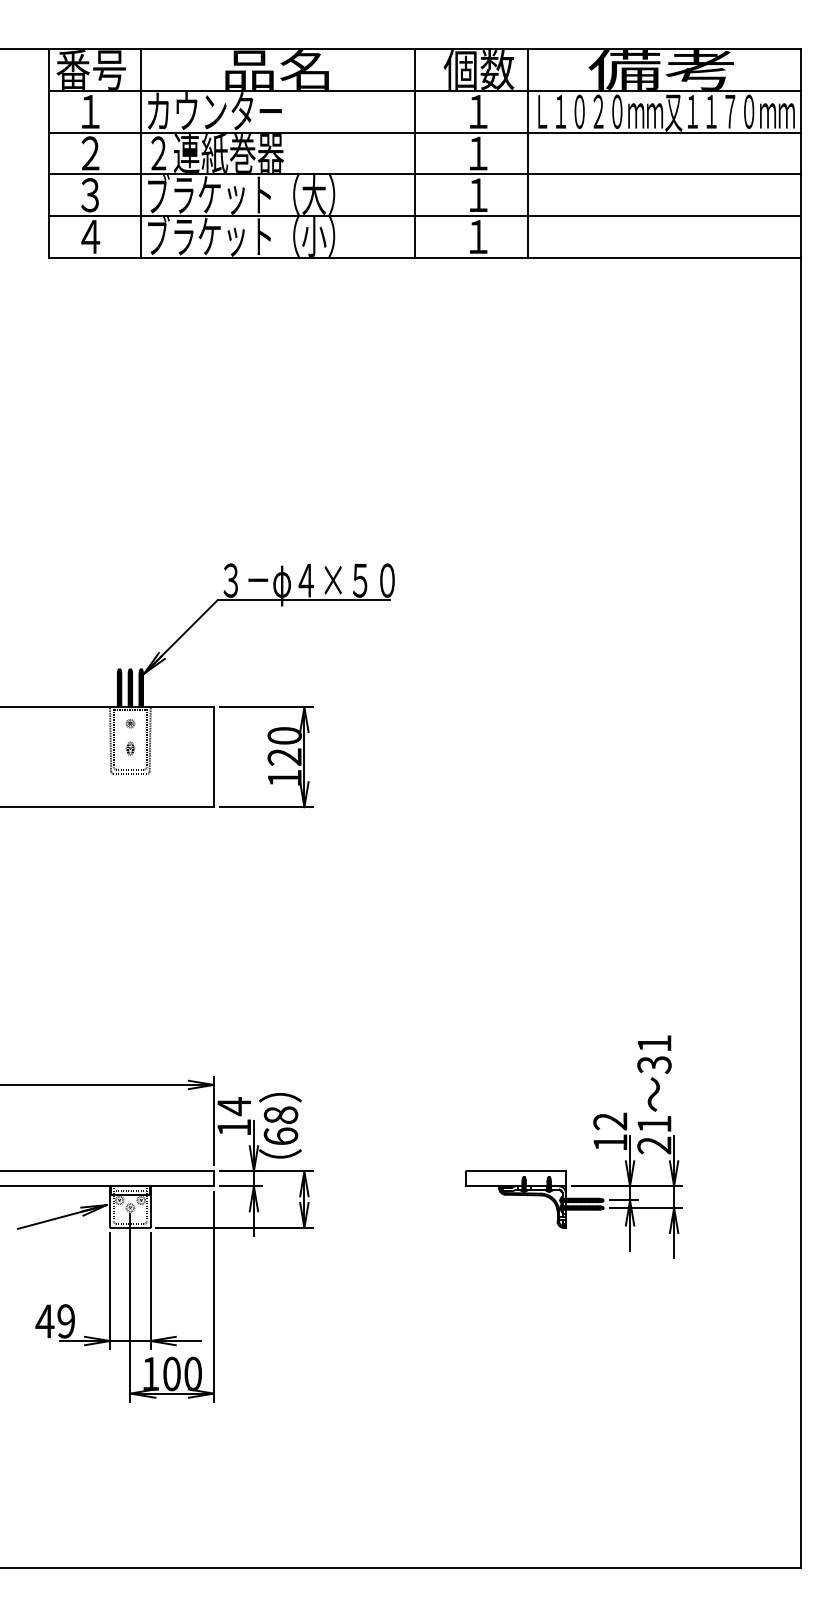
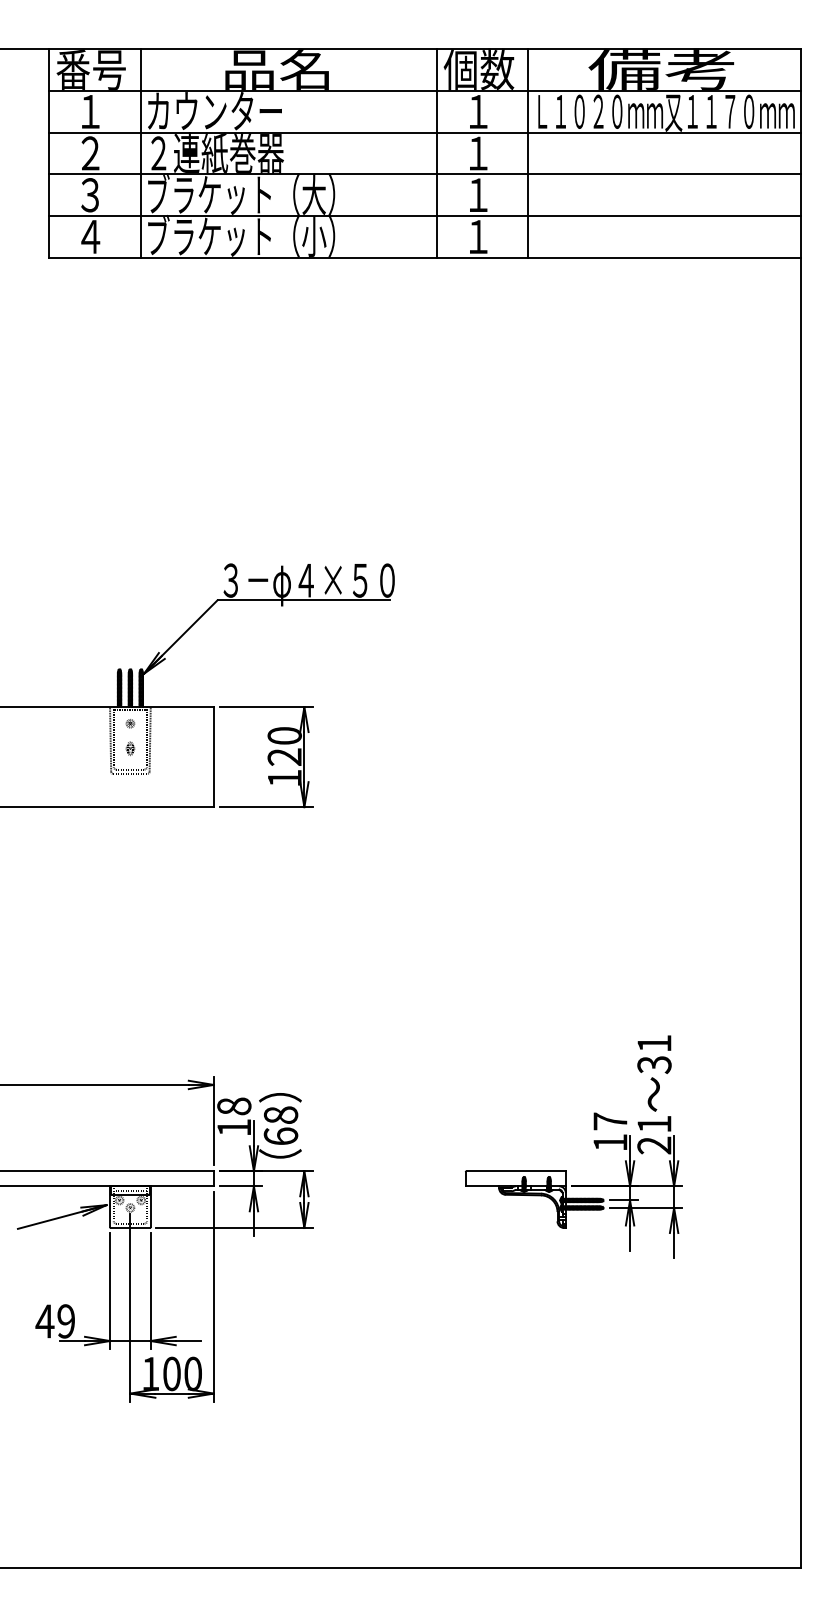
line position: (414, 153) -> (436, 153) (436, 153)
text: 14 -> 18 (234, 1106)
text: 12 -> 17 (610, 1121)
